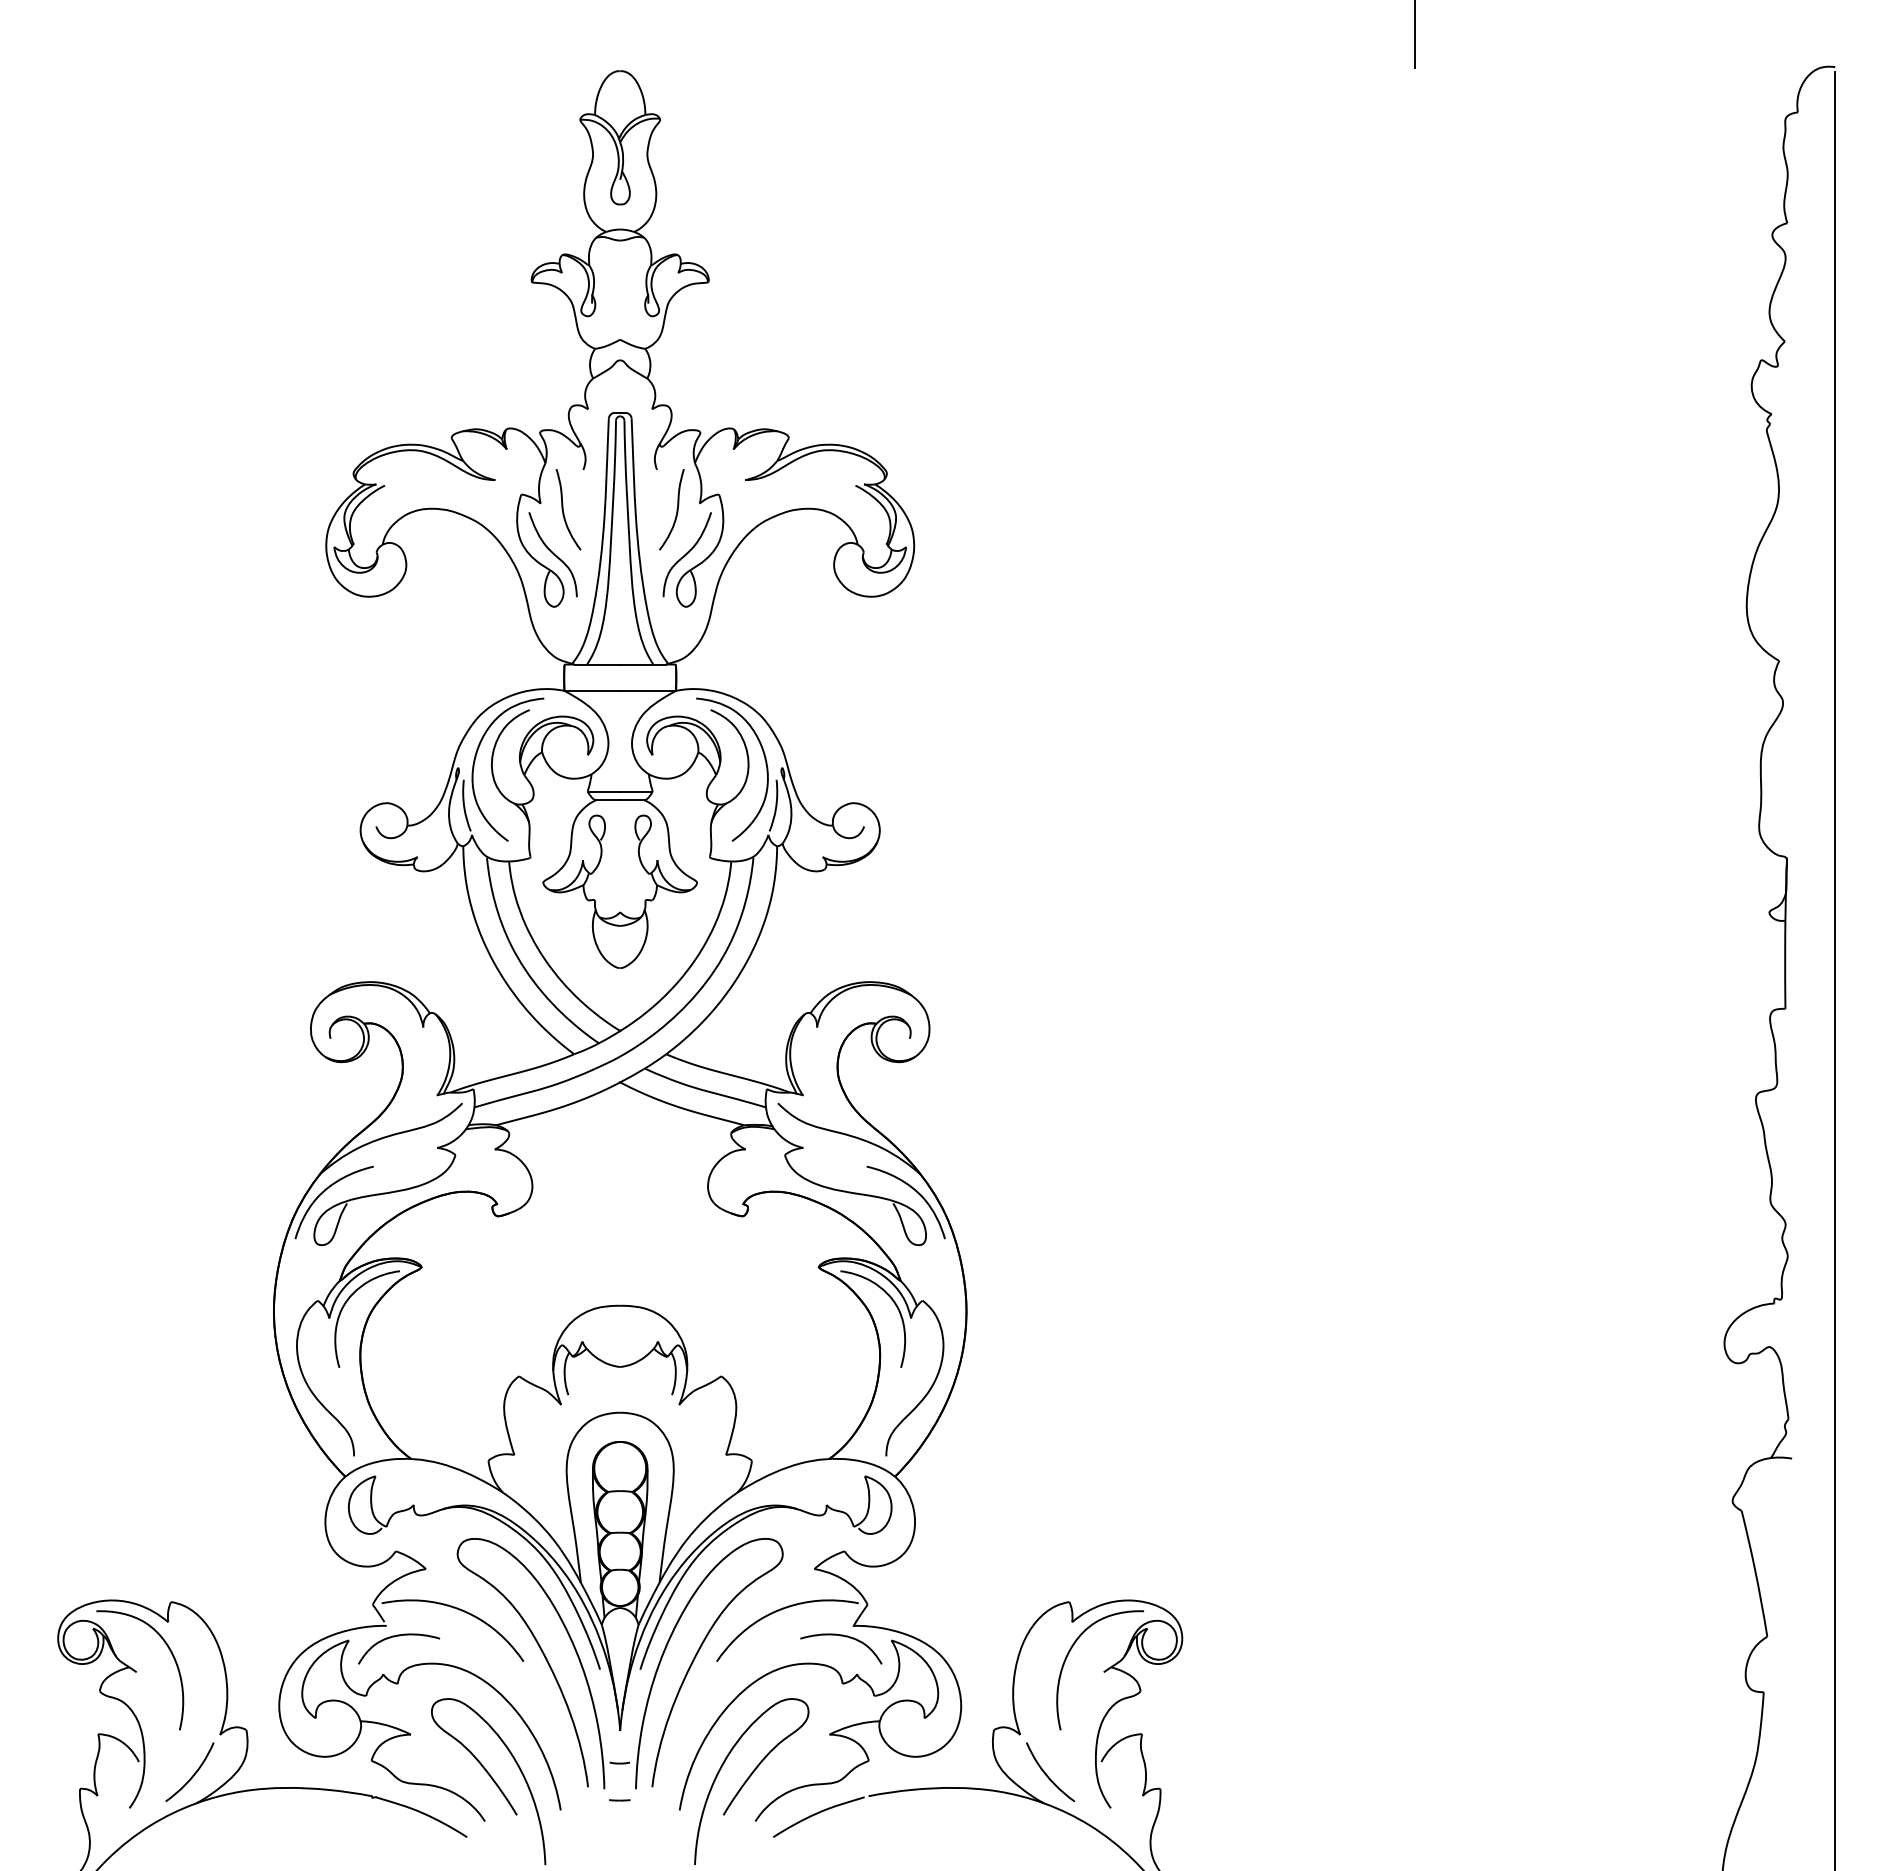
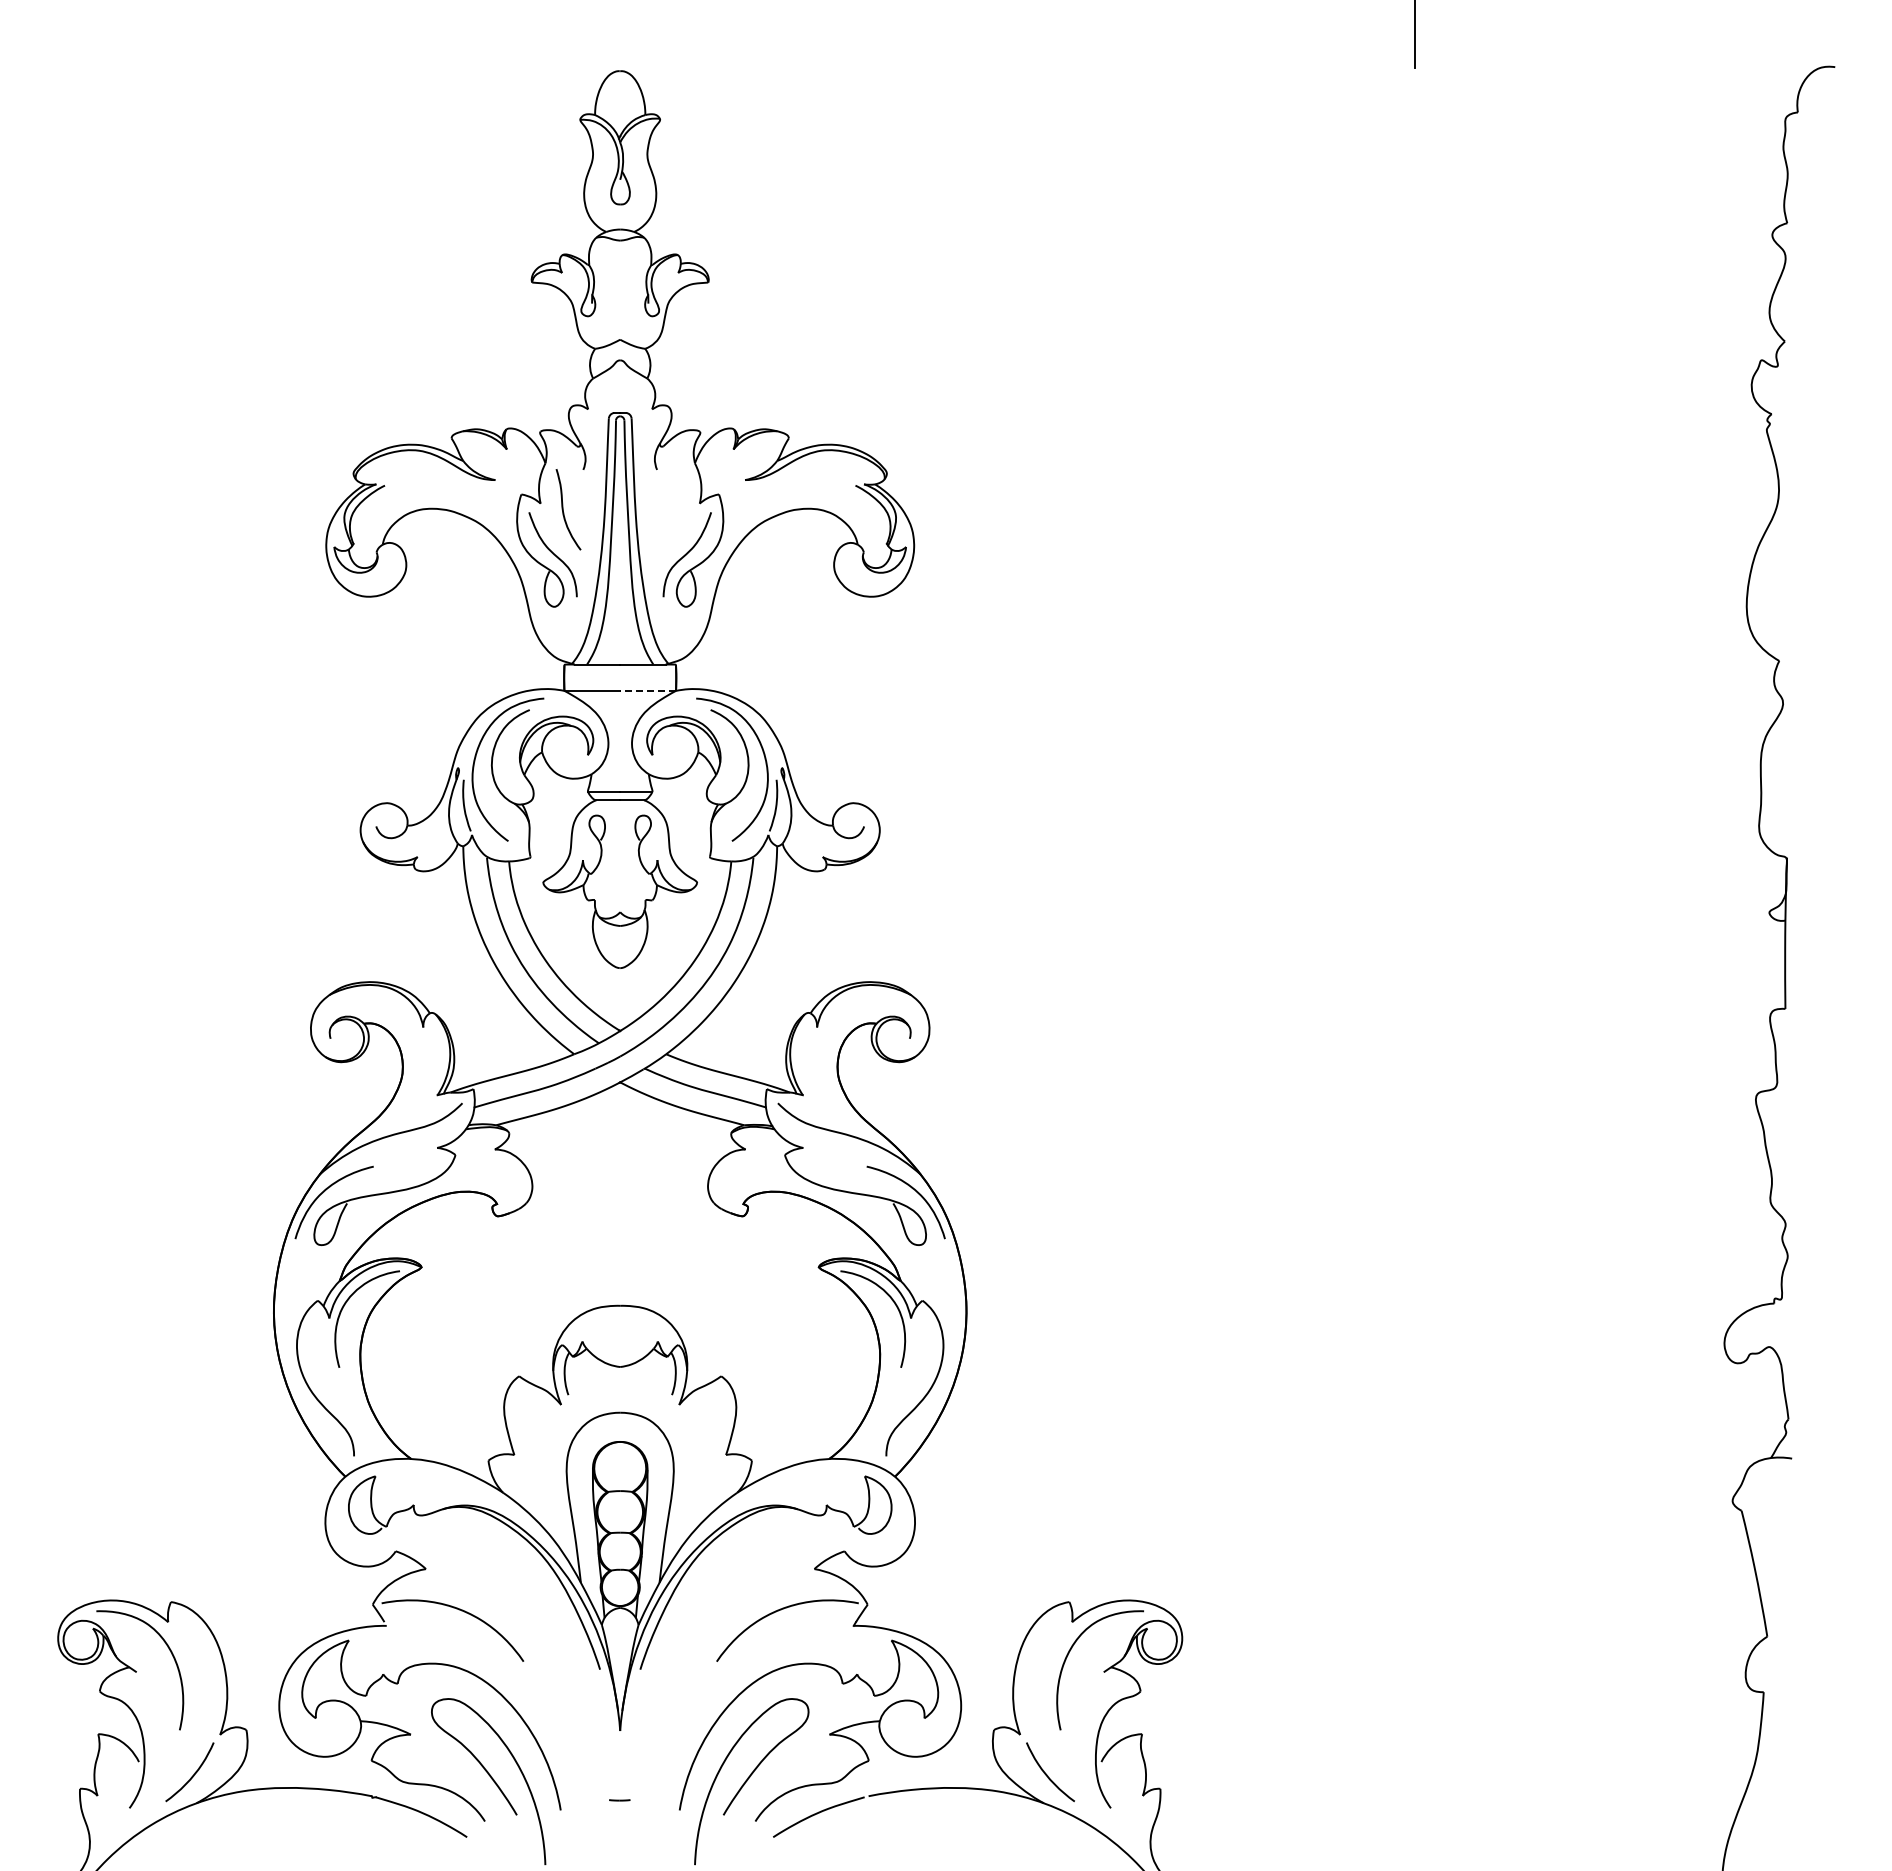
curve: present -> none (676, 509)
line: solid -> dashed (648, 690)
line: present -> none (1835, 969)
curve: present -> none (399, 1636)
curve: present -> none (845, 1637)
part: present -> none (586, 1675)
